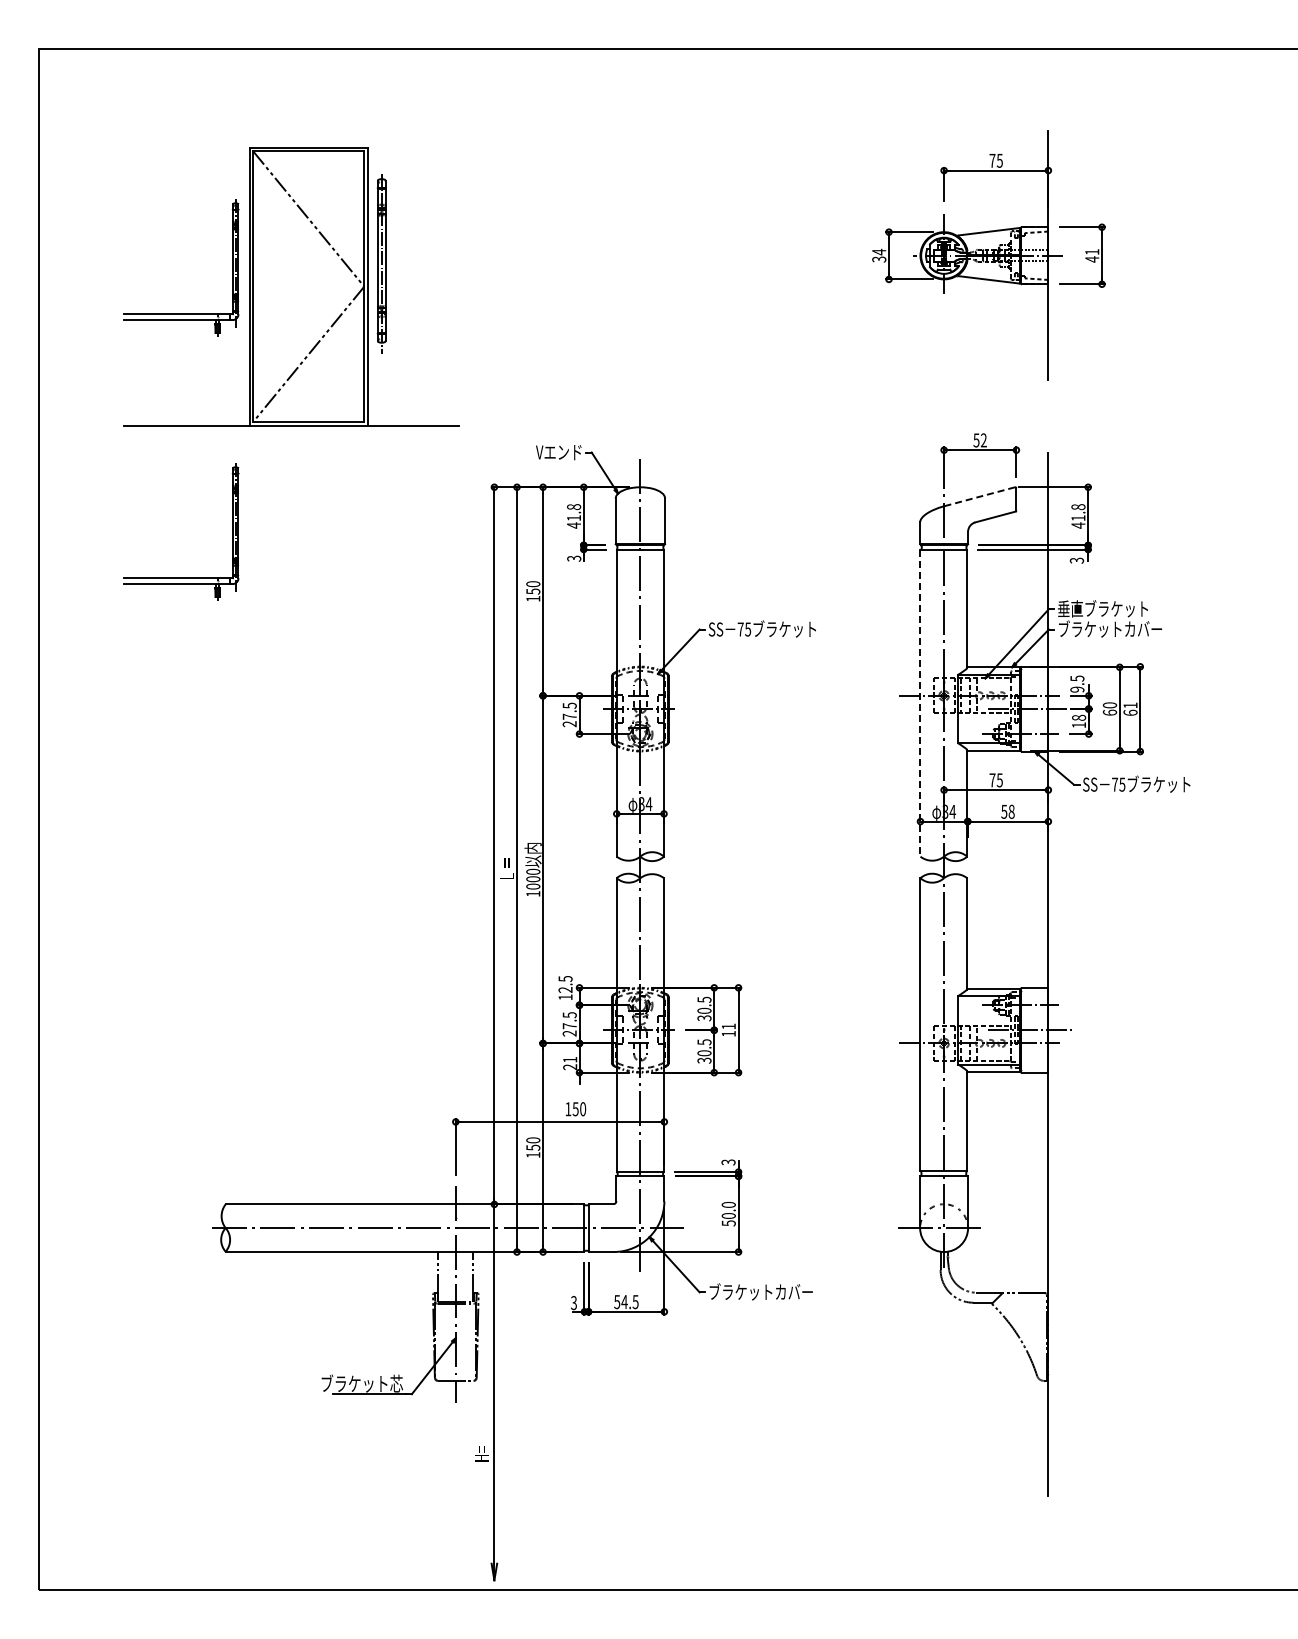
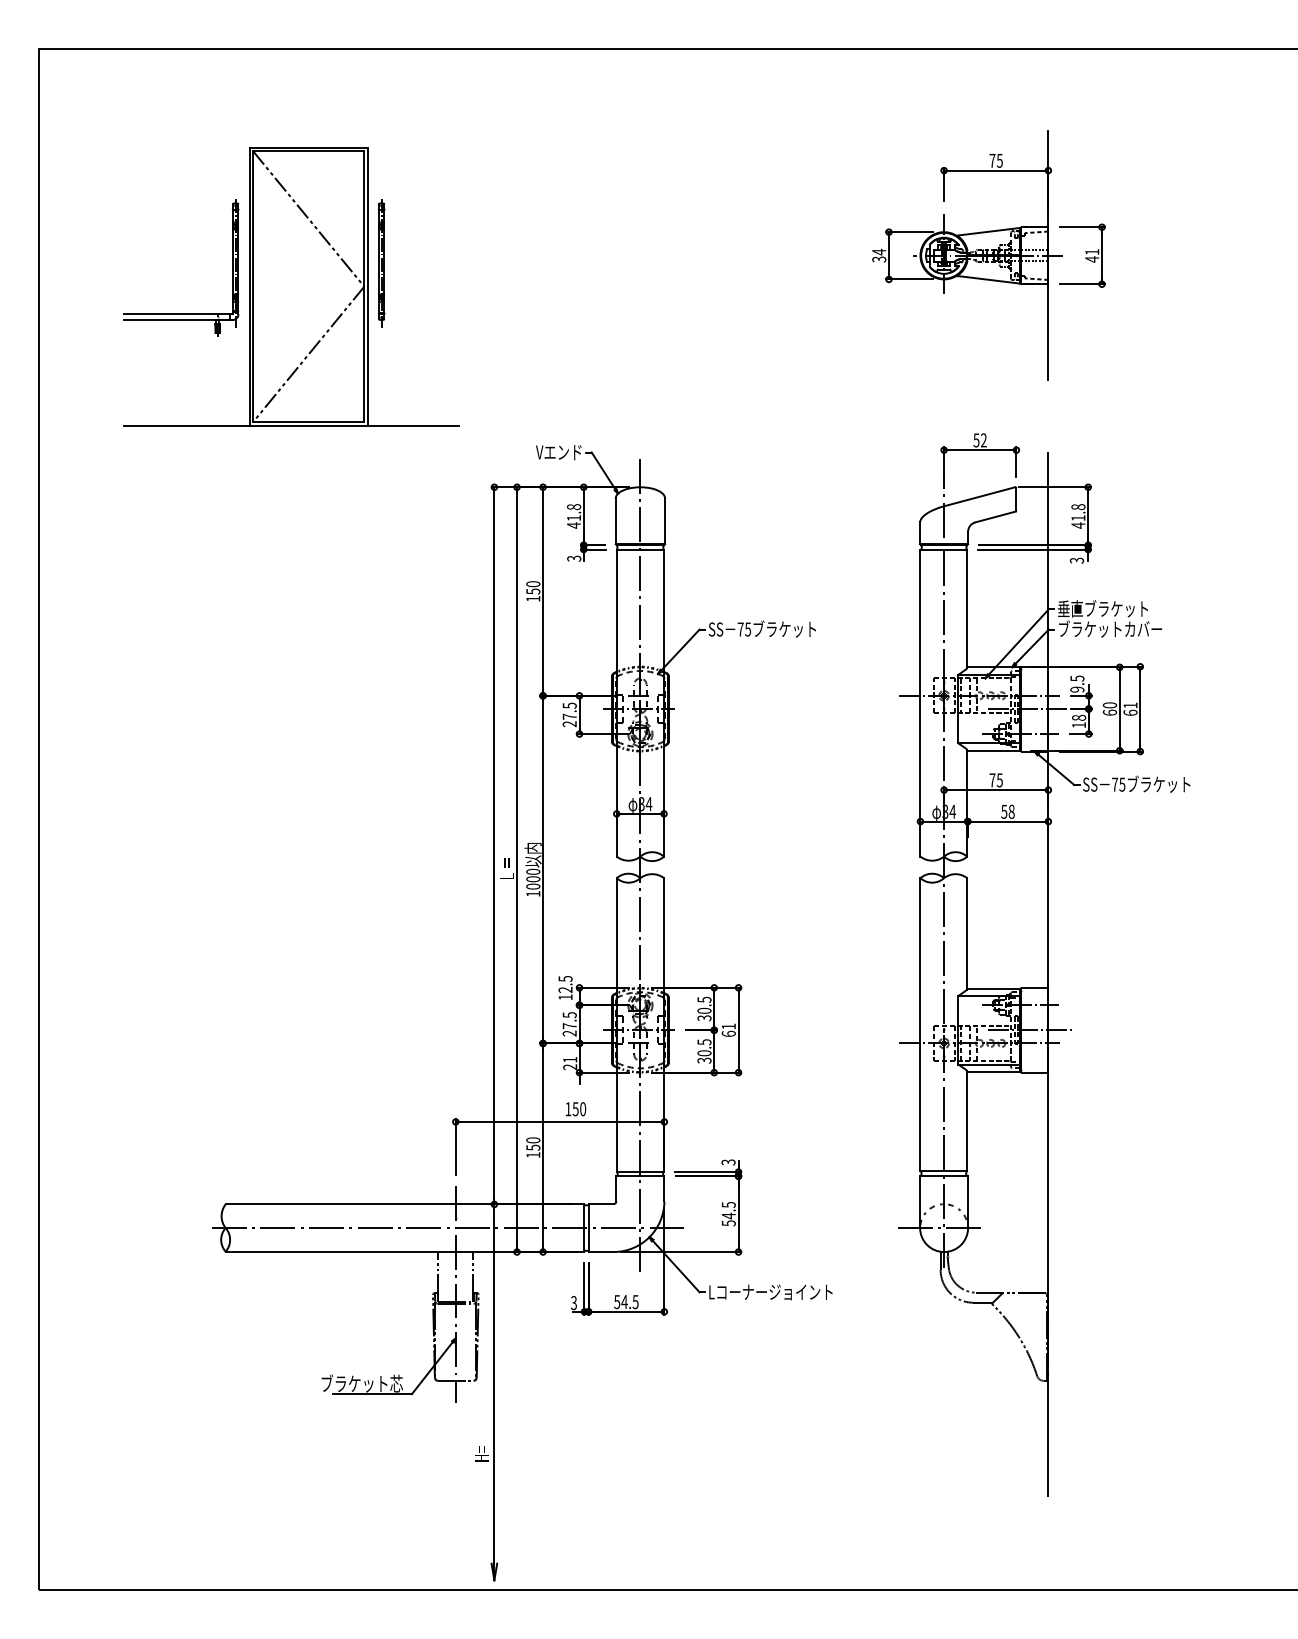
part size: 11x180 px -> 9x129 px (381, 263)
line: dashed -> solid (979, 496)
part: present -> none (181, 577)
line: dashed -> solid (920, 703)
text: 11 -> 61 (728, 1033)
text: 50.0 -> 54.5 (728, 1210)
text: ブラケットカバー -> Lコーナージョイント (770, 1291)
